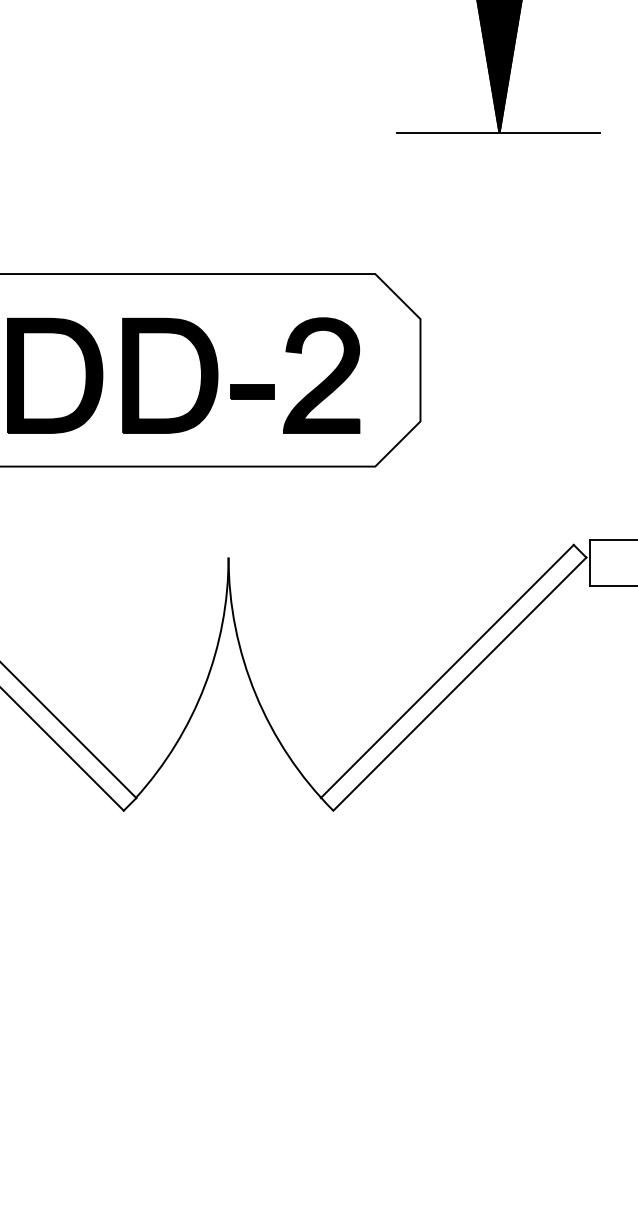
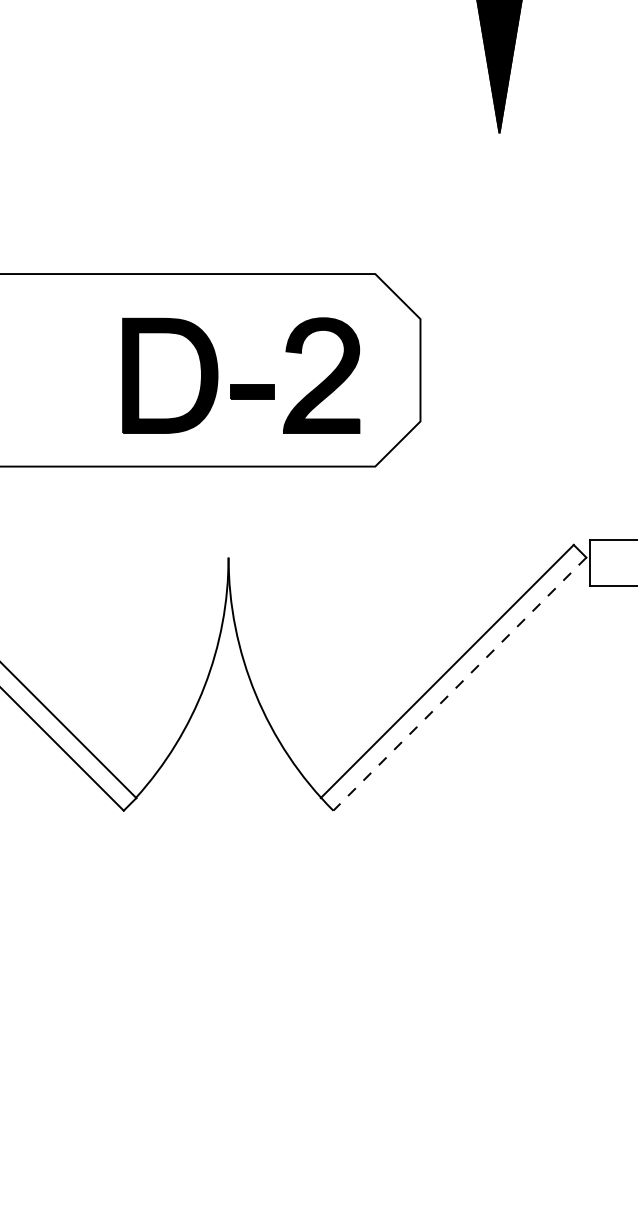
line: present -> none (498, 133)
part: present -> none (55, 375)
line: solid -> dashed (459, 684)
